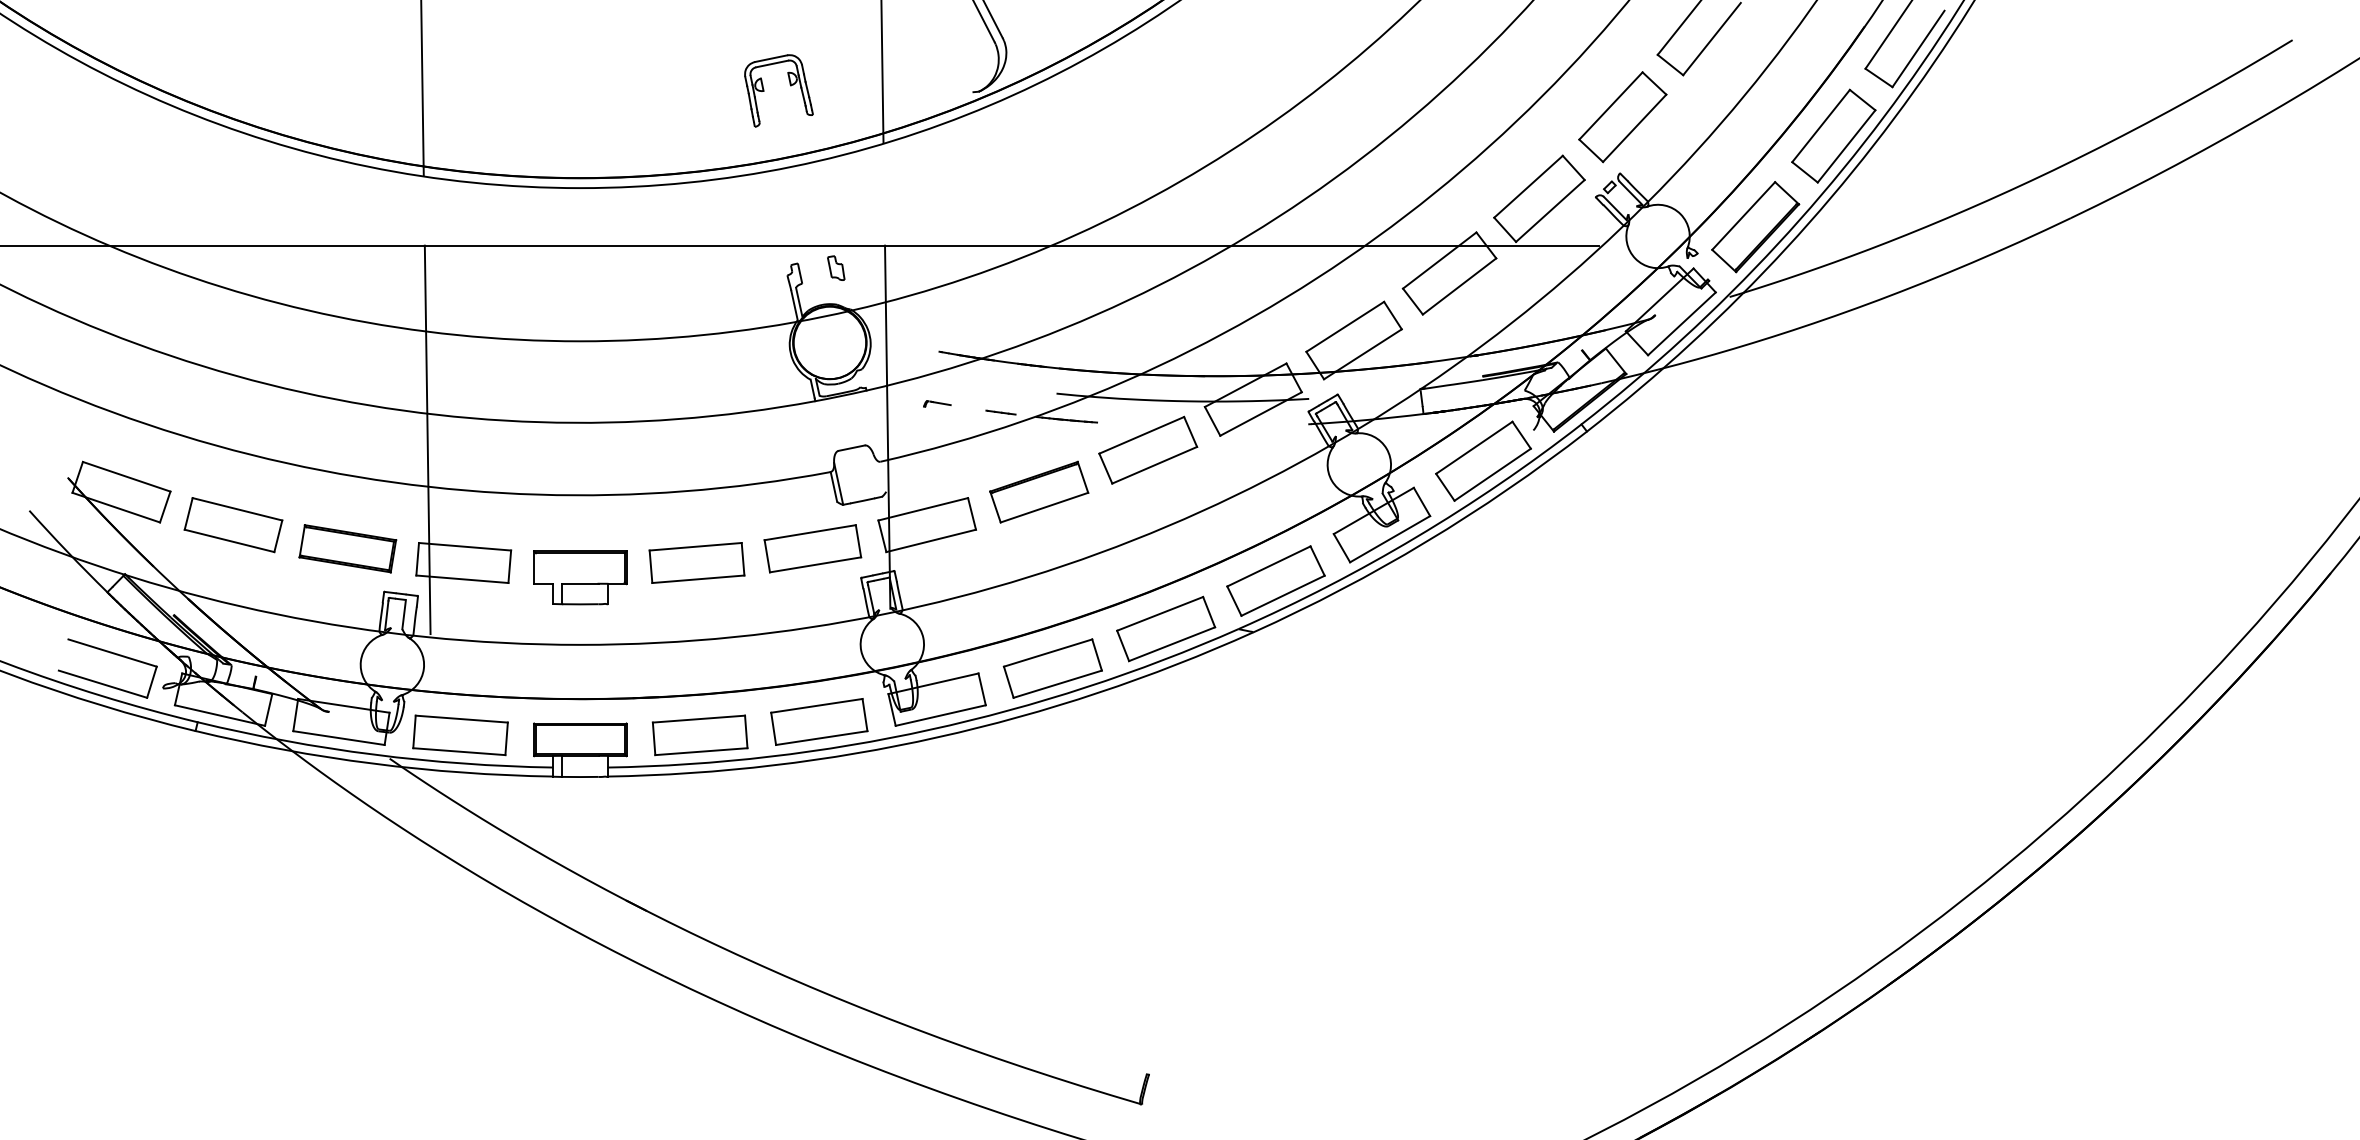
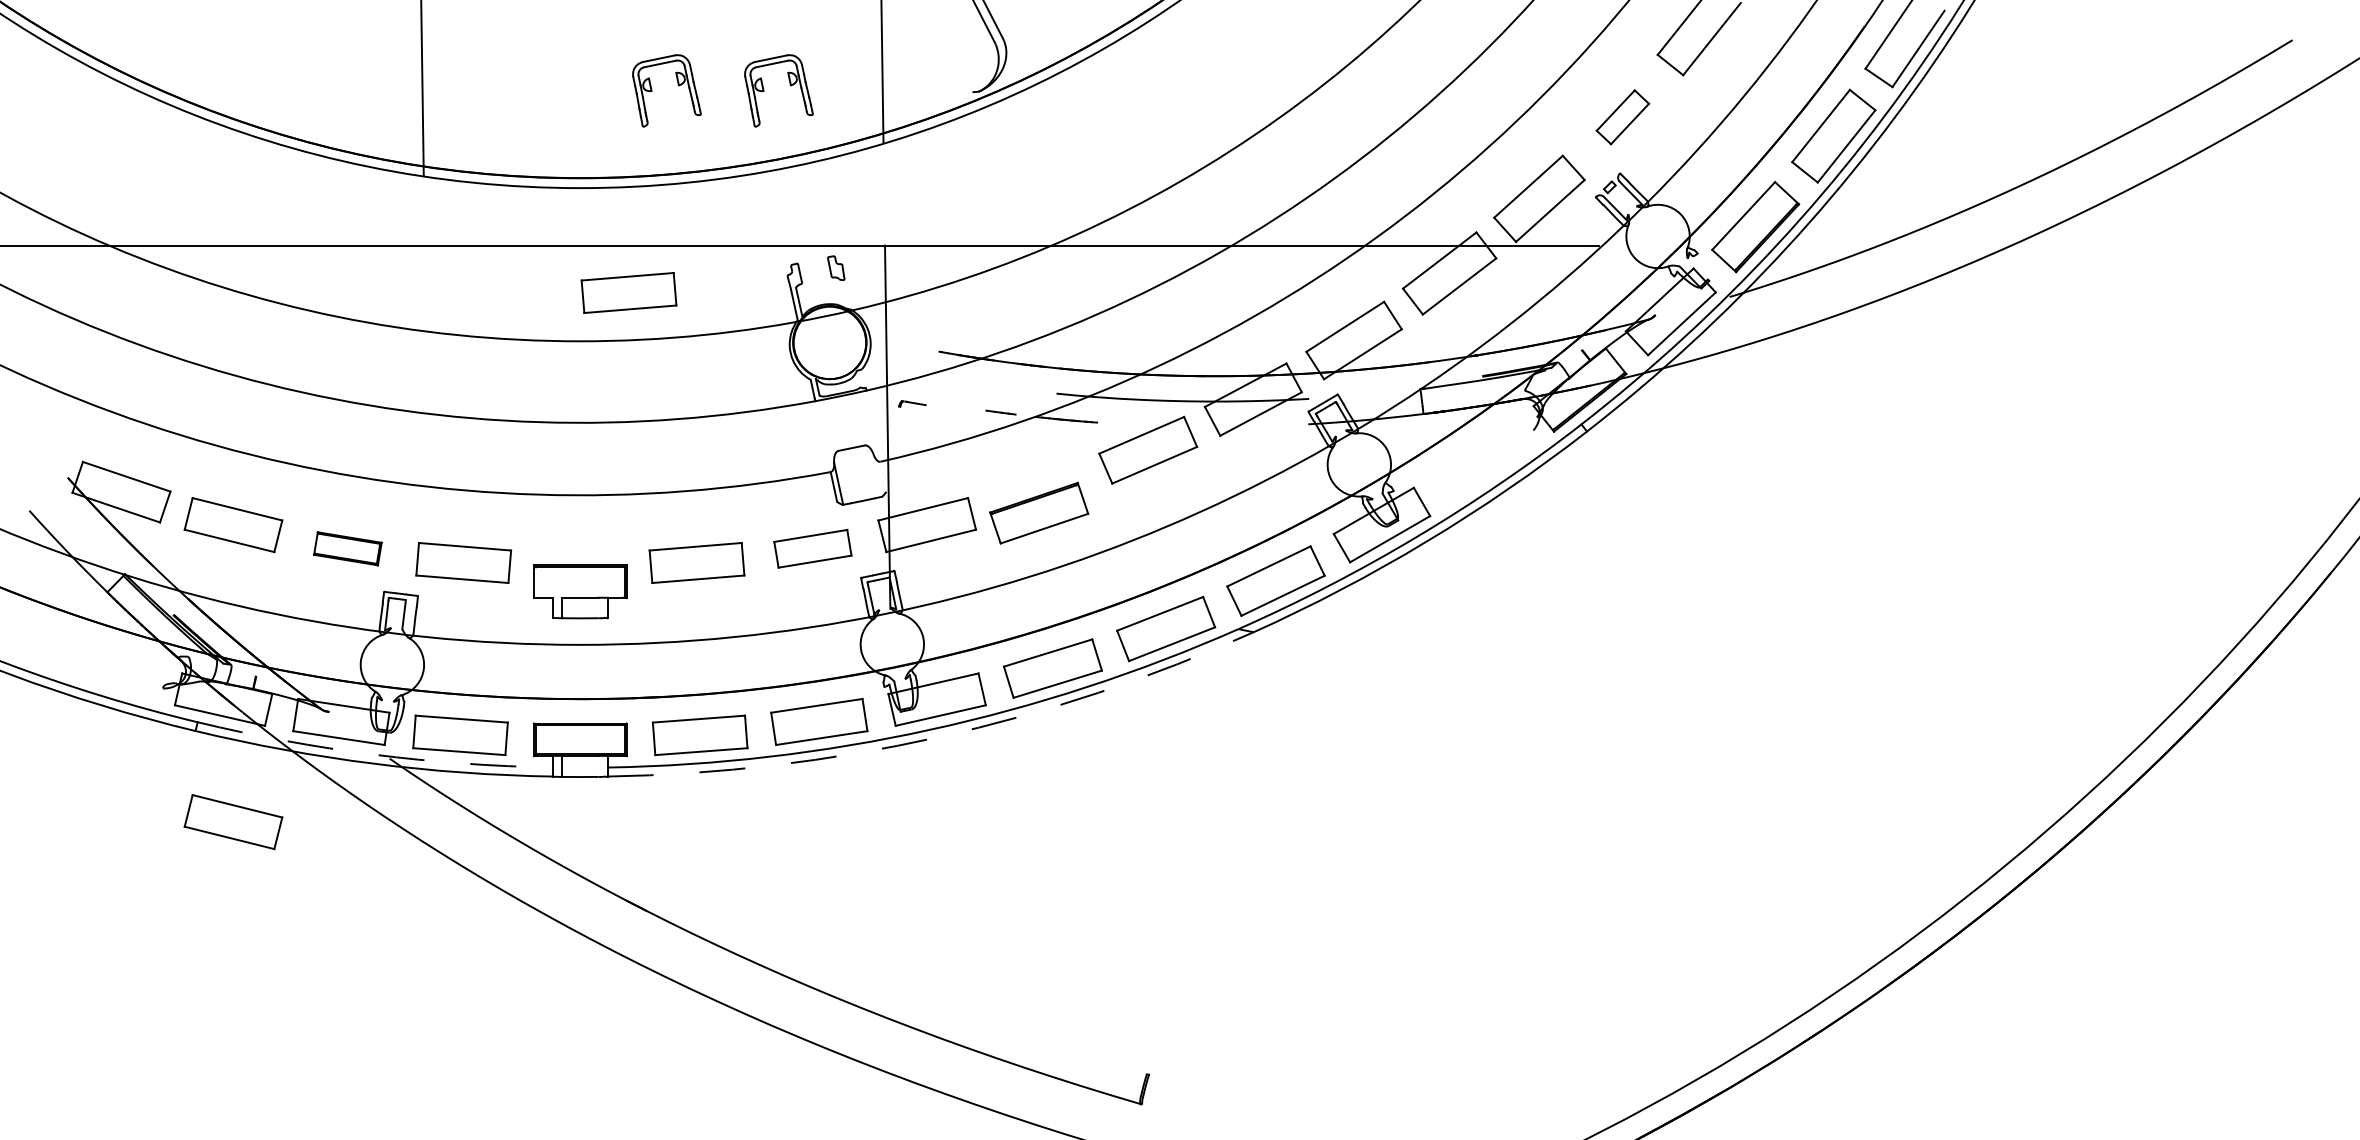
part: none -> present (677, 84)
part size: 90x93 px -> 56x57 px (1622, 117)
part: none -> present (628, 292)
part position: (937, 403) -> (912, 403) (912, 403)
line: present -> none (427, 439)
part: present -> none (1483, 460)
part position: (1039, 491) -> (1039, 512) (1039, 512)
part size: 100x50 px -> 70x36 px (347, 548)
part size: 100x50 px -> 80x41 px (812, 548)
part position: (580, 577) -> (580, 591) (580, 591)
part: present -> none (113, 654)
arc: solid -> dashed (937, 737)
arc: solid -> dashed (374, 754)
part: none -> present (233, 822)
